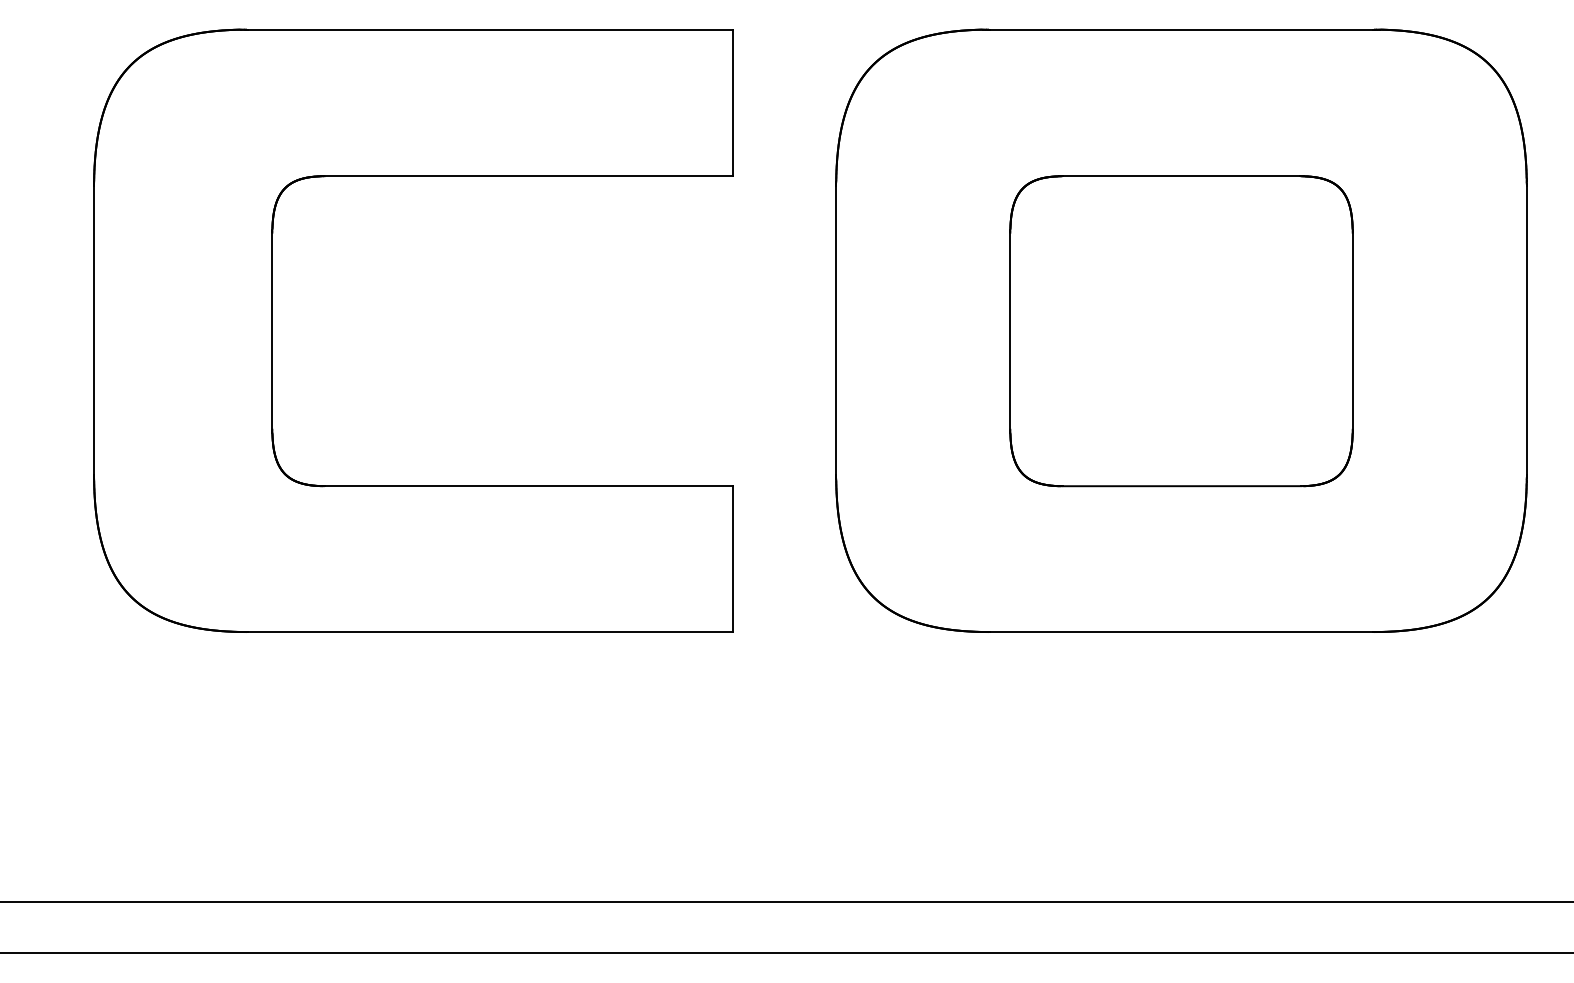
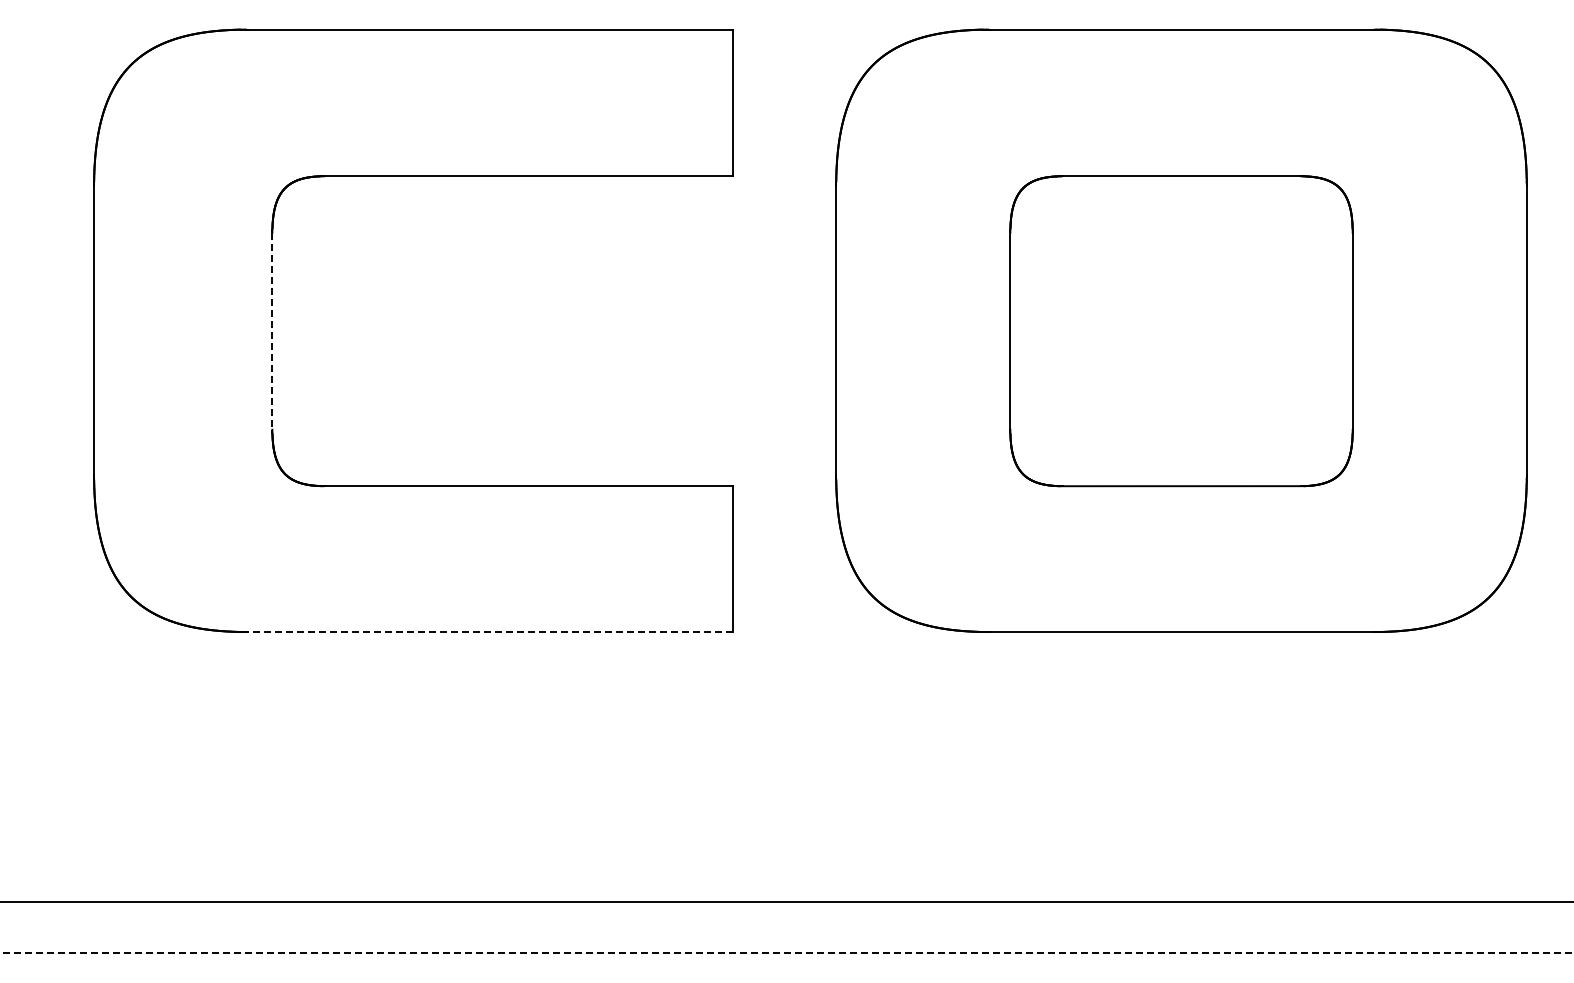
line: solid -> dashed (272, 331)
line: solid -> dashed (490, 632)
line: solid -> dashed (787, 953)
